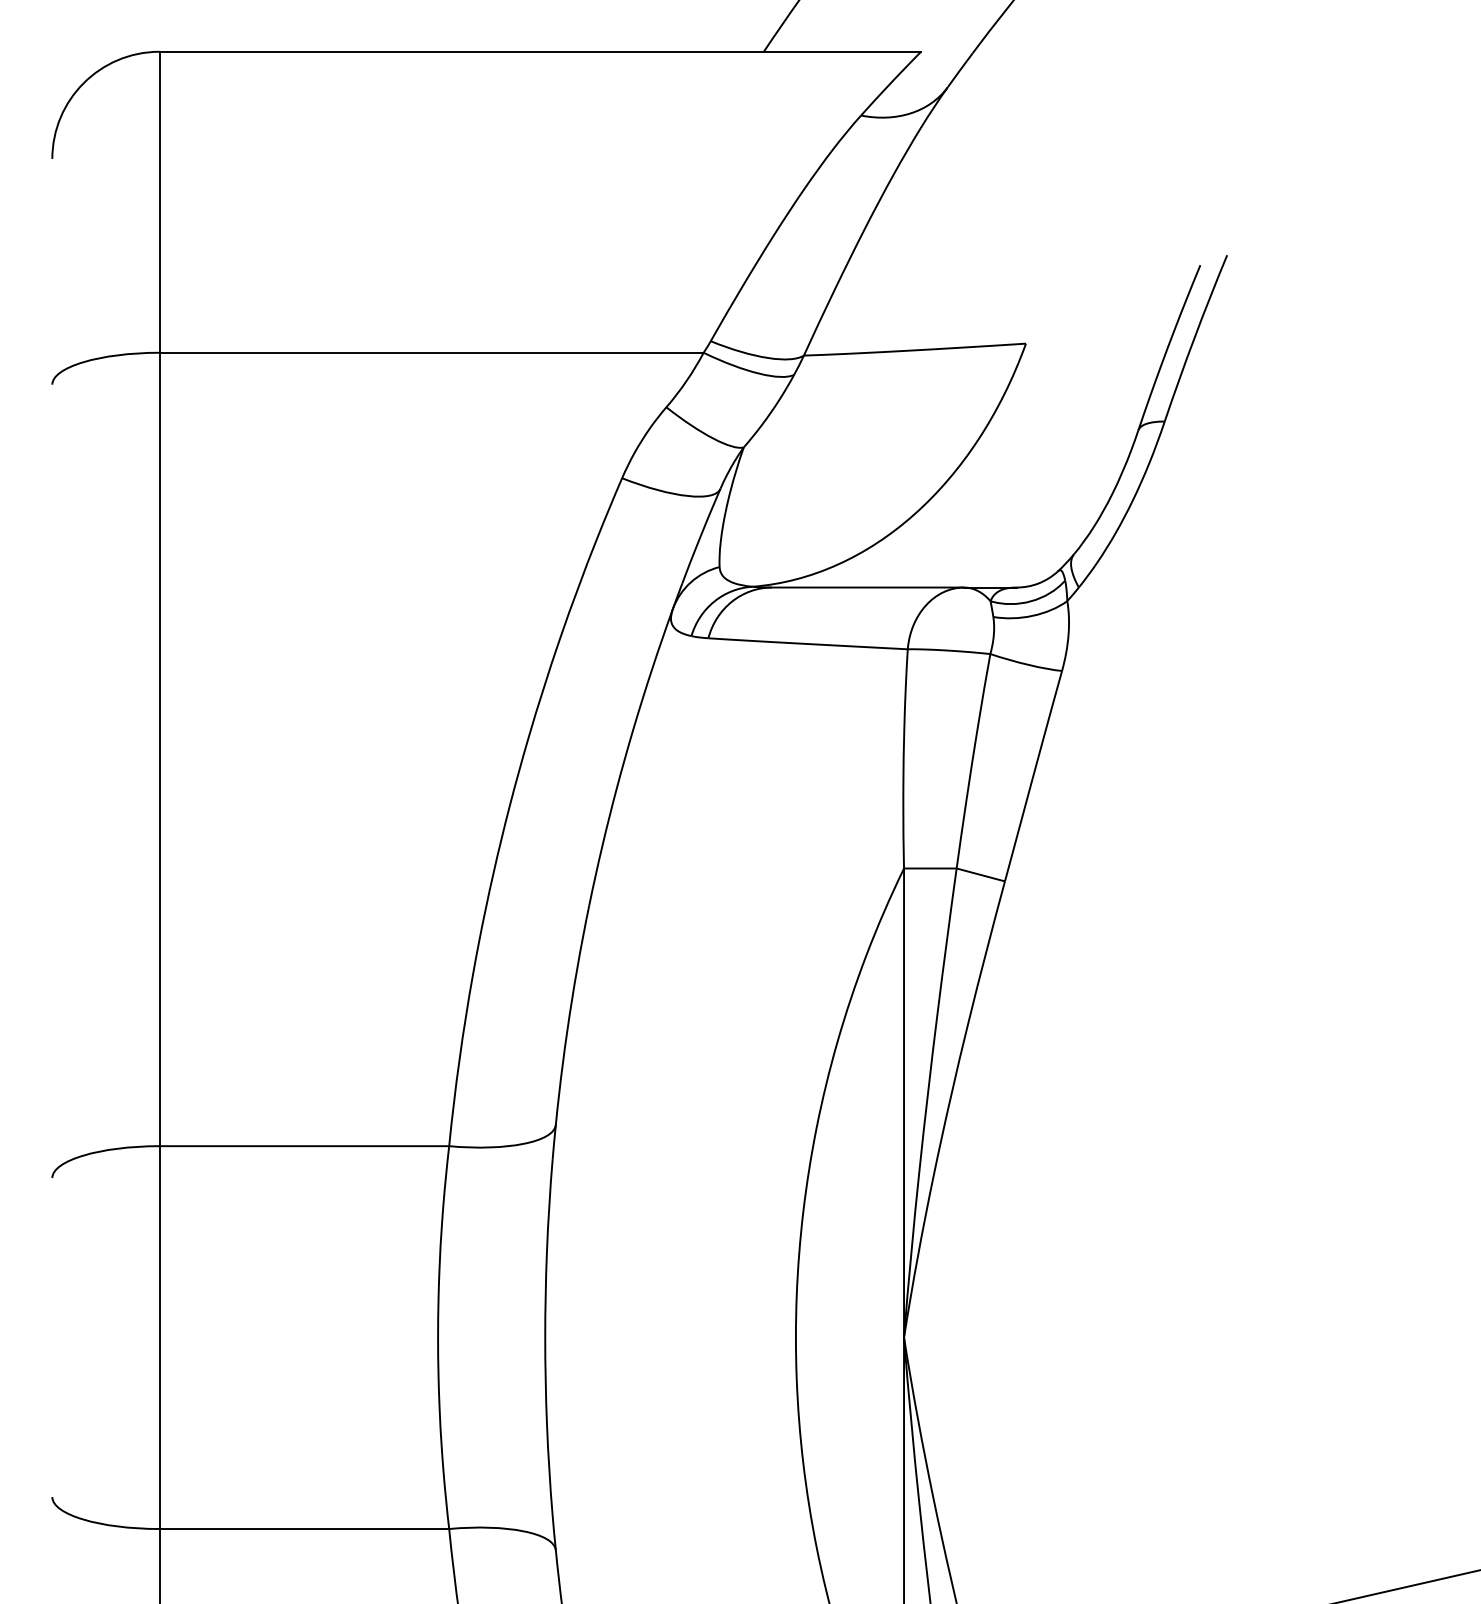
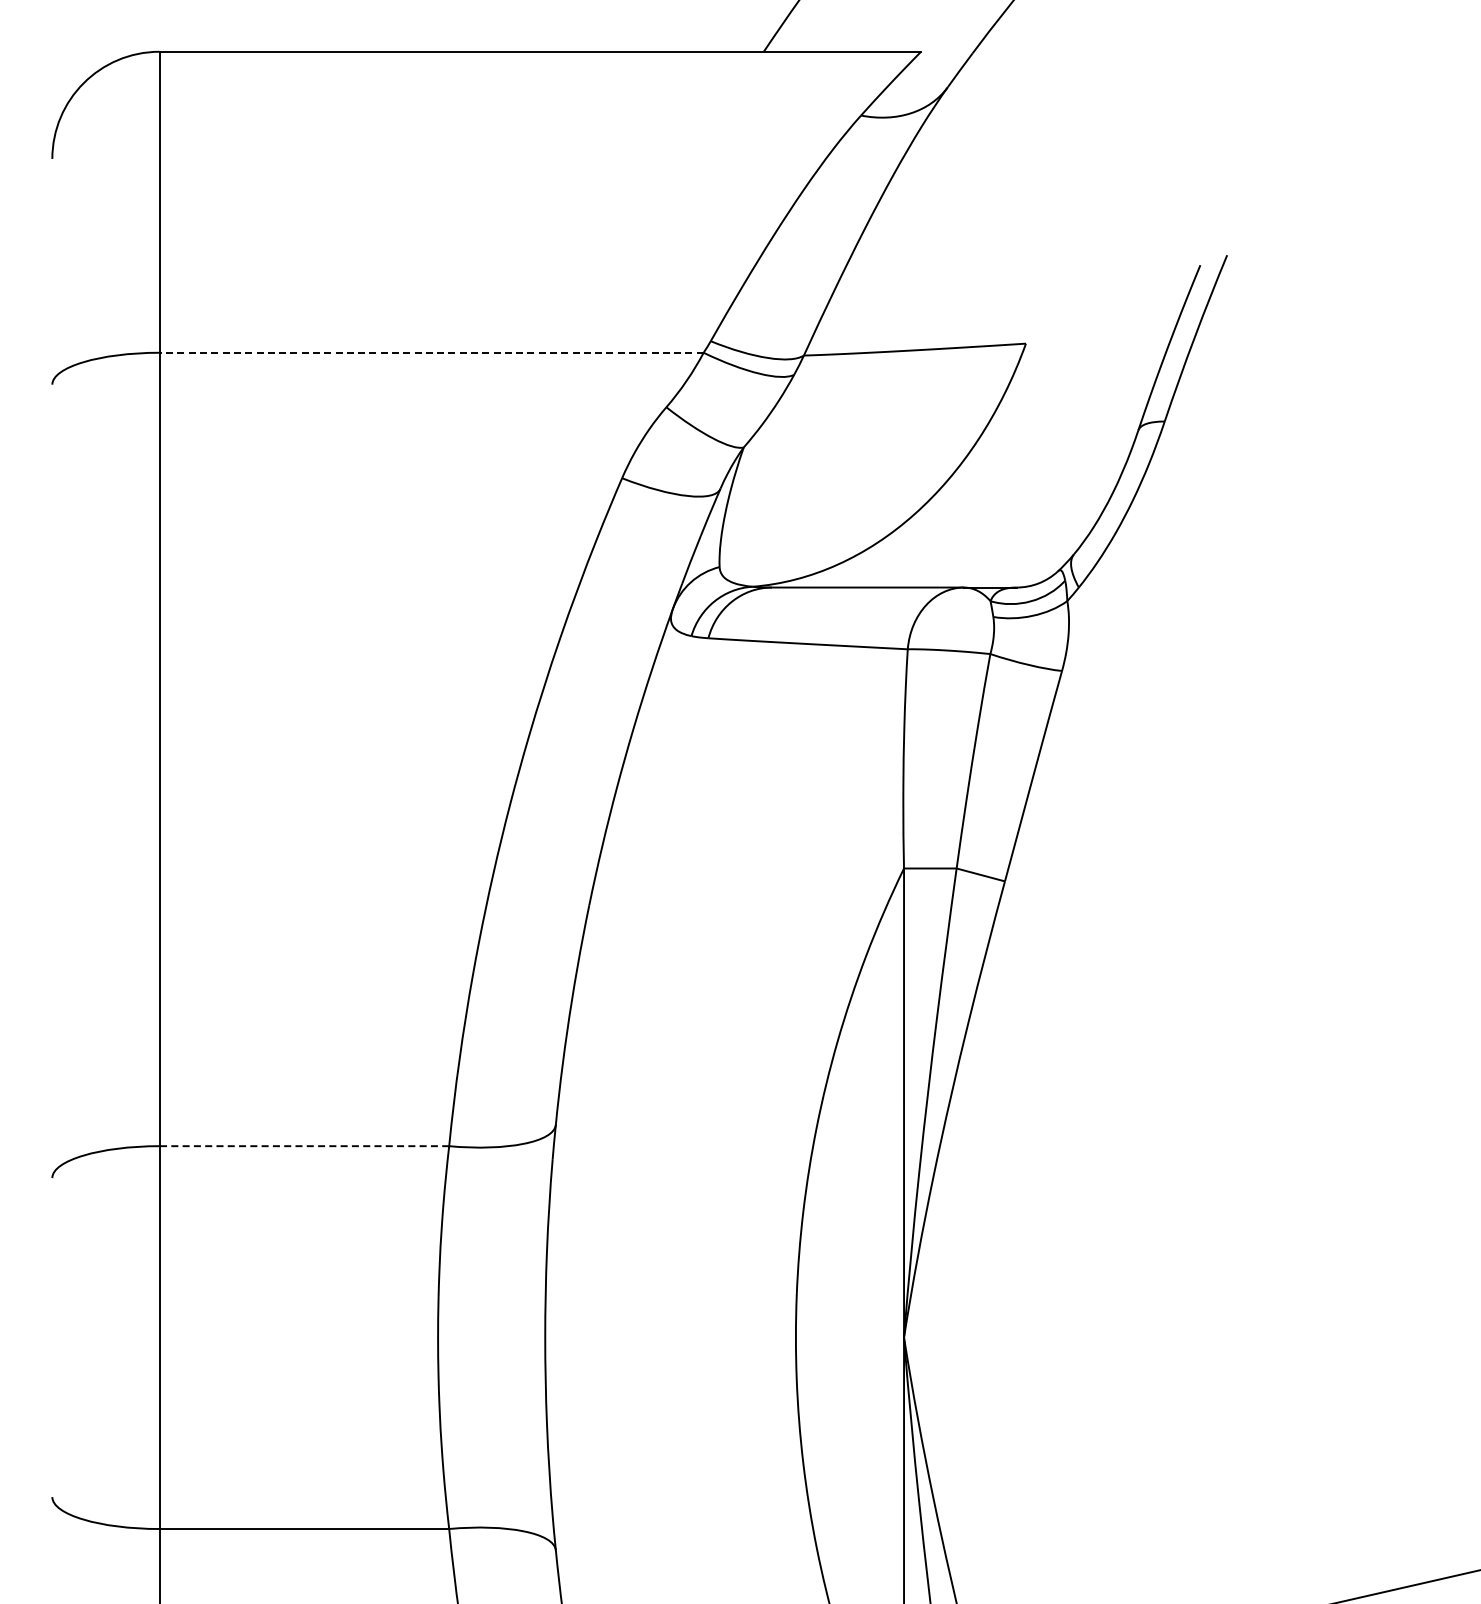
line: solid -> dashed (431, 352)
line: solid -> dashed (304, 1146)
